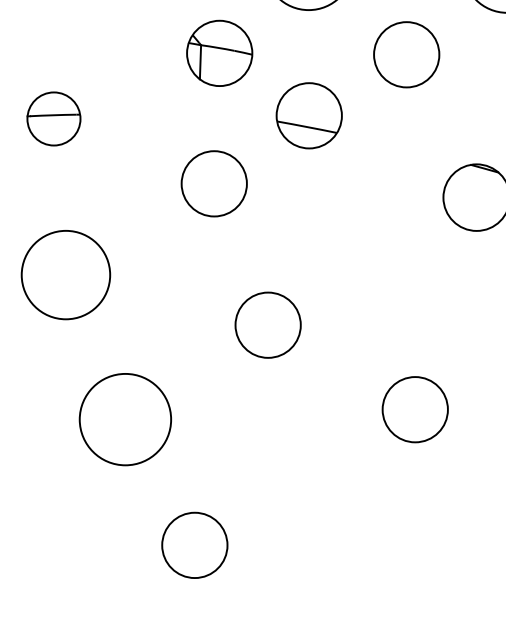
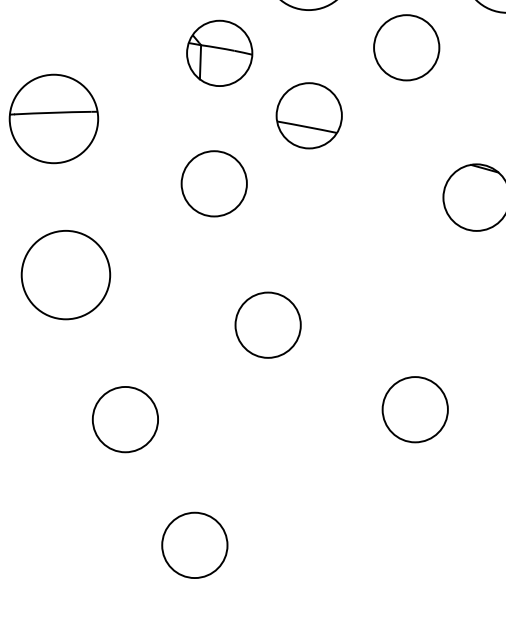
circle position: (406, 54) -> (406, 47) (406, 47)
part size: 56x56 px -> 92x92 px (53, 118)
circle diameter: 91 px -> 65 px (125, 419)
